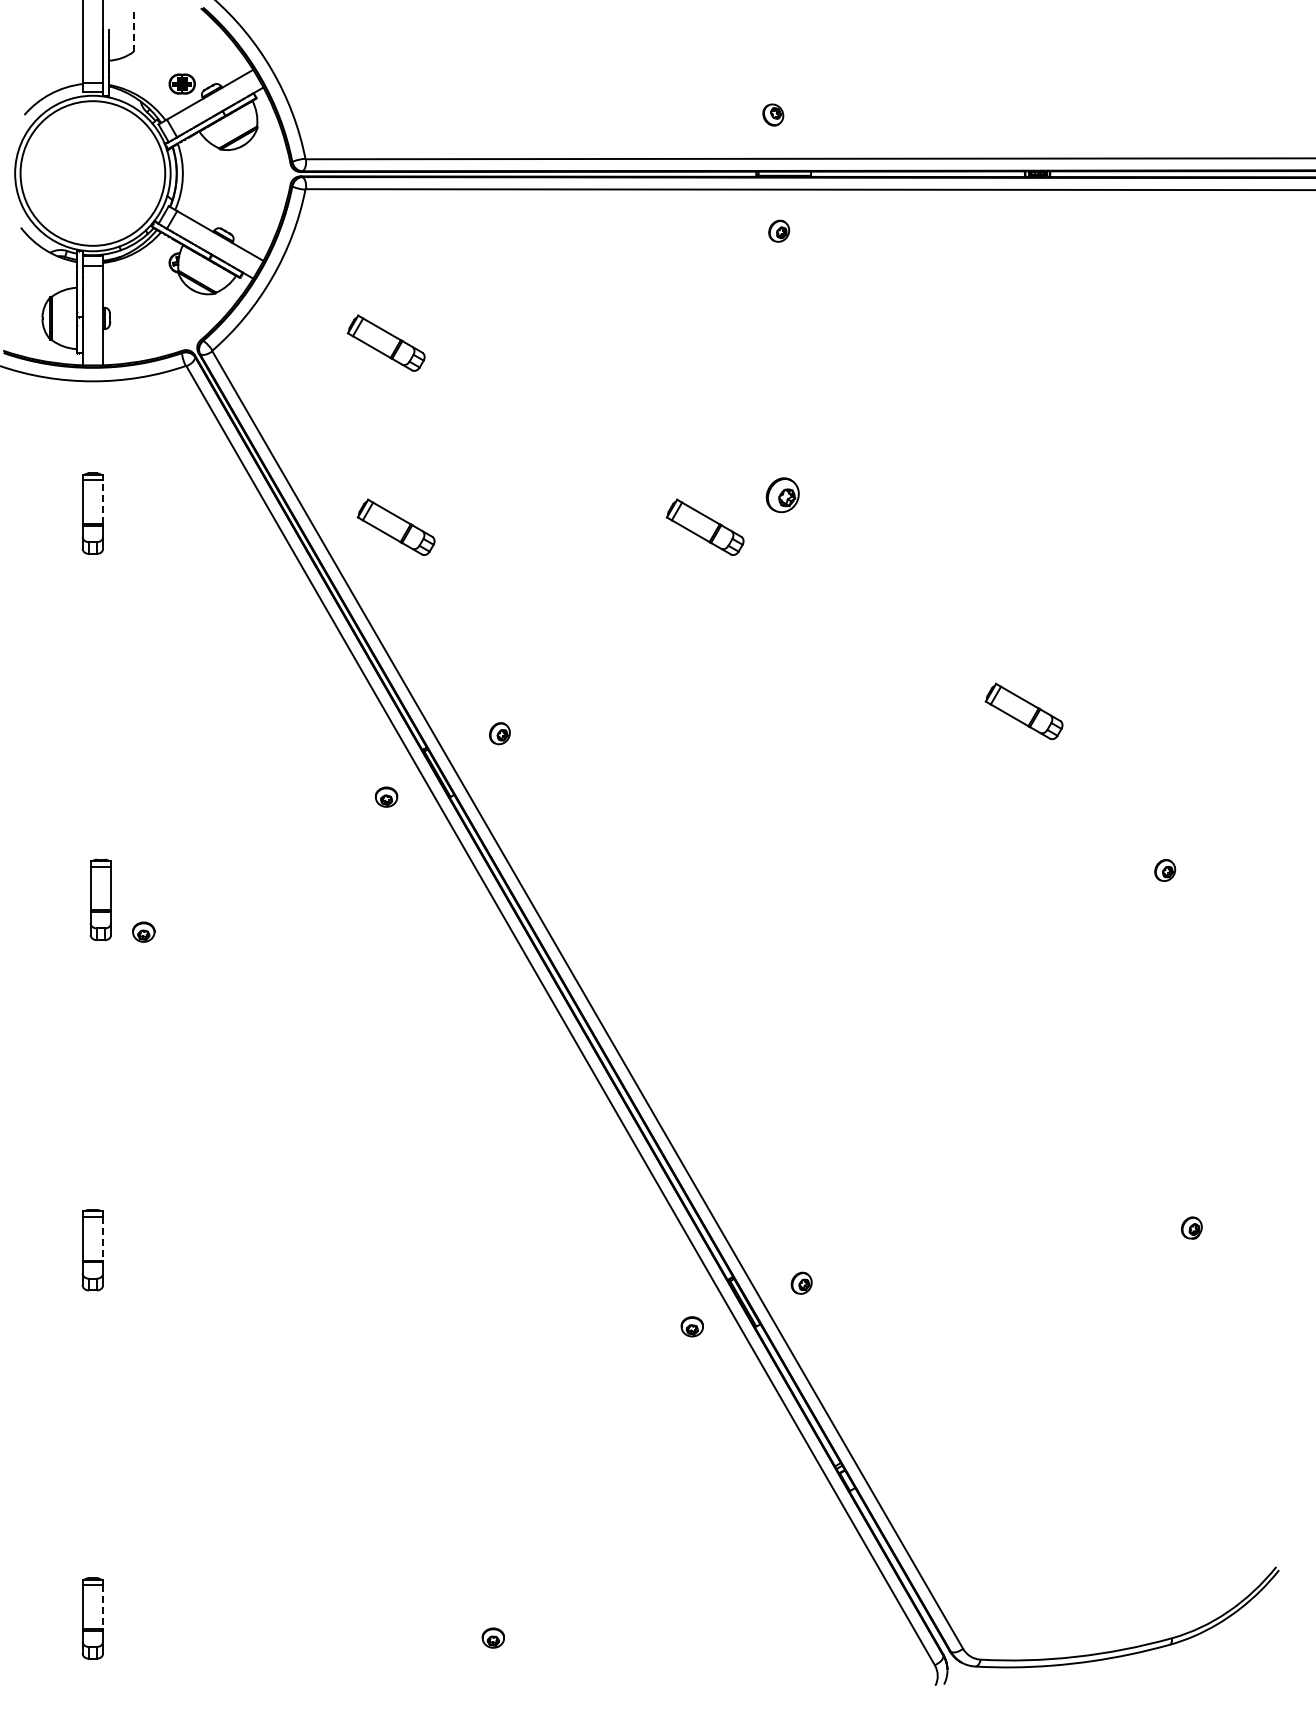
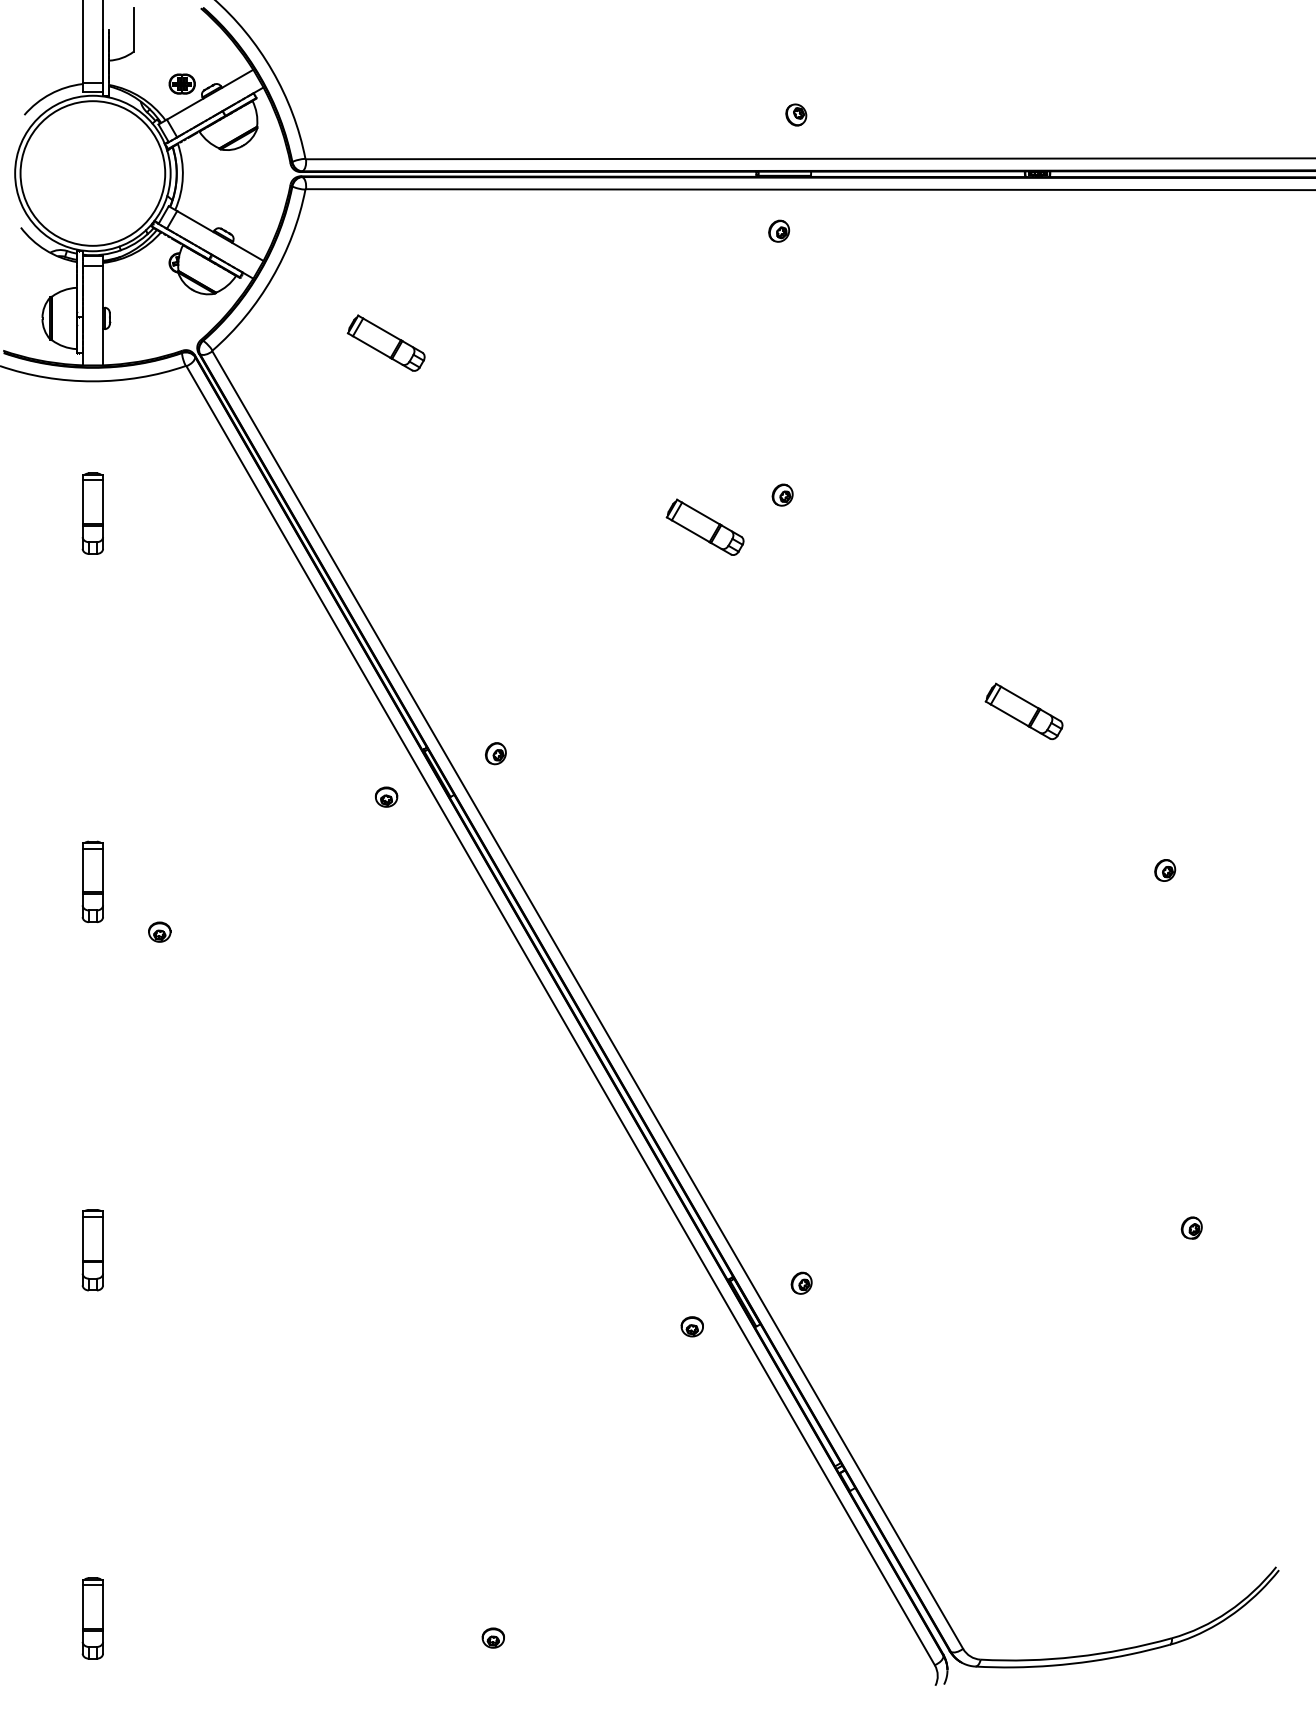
line: dashed -> solid (133, 30)
part position: (773, 114) -> (796, 114) (796, 114)
part size: 35x37 px -> 23x24 px (782, 494)
line: dashed -> solid (103, 502)
part: present -> none (395, 526)
part position: (499, 733) -> (495, 753) (495, 753)
part position: (100, 899) -> (92, 881) (92, 881)
part position: (143, 931) -> (159, 931) (159, 931)
line: dashed -> solid (103, 1238)
line: dashed -> solid (103, 1607)
